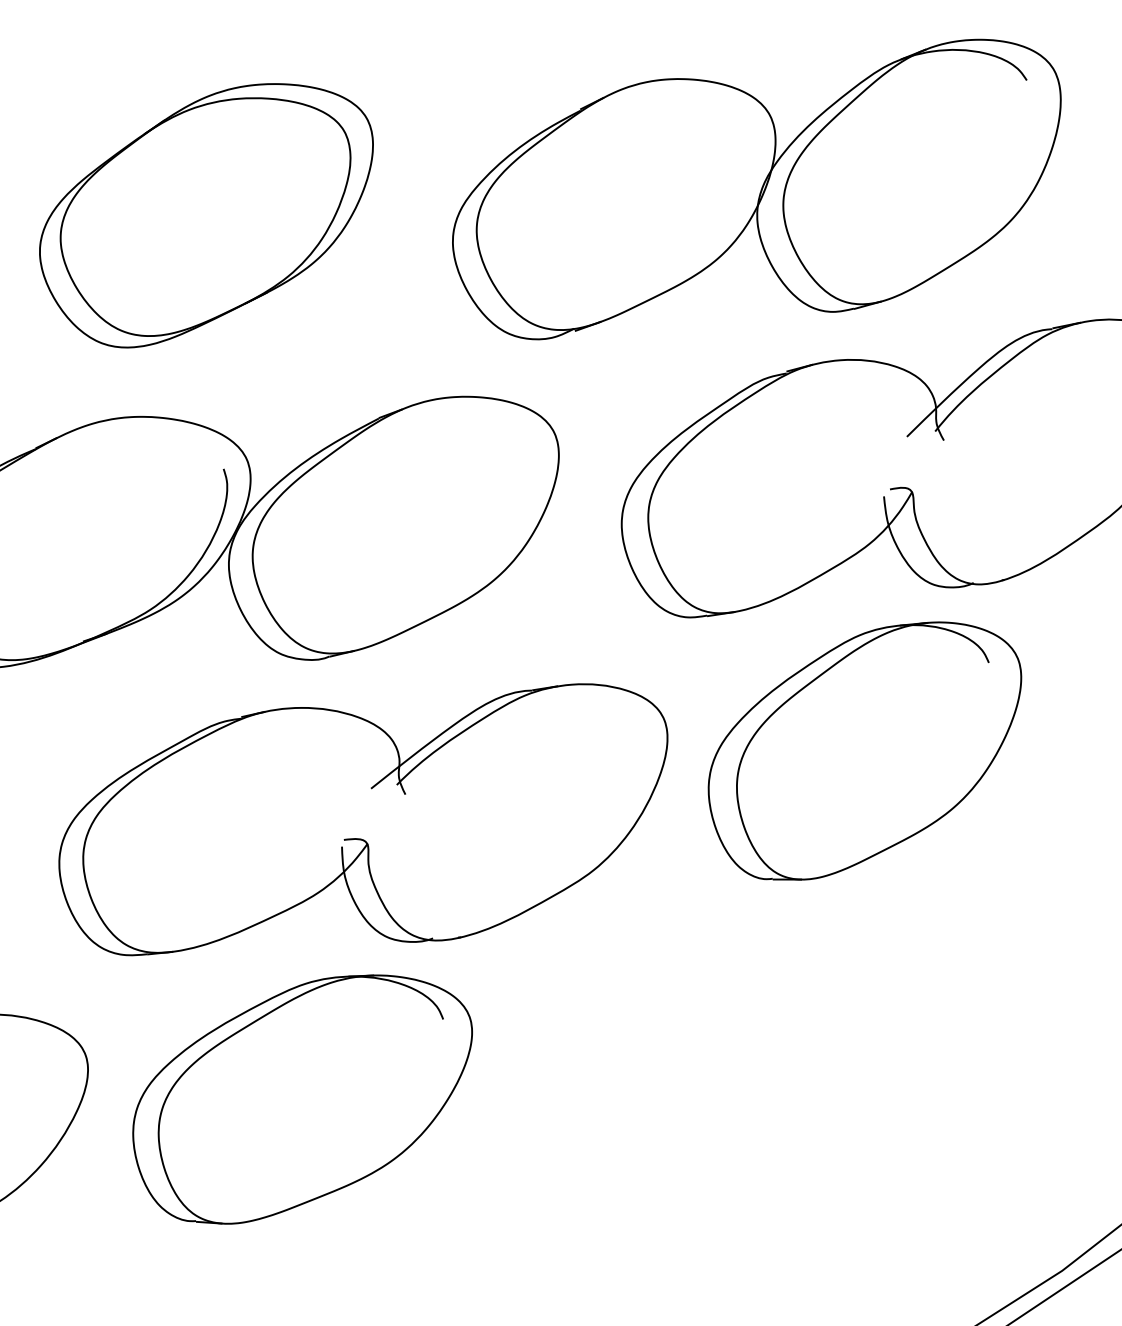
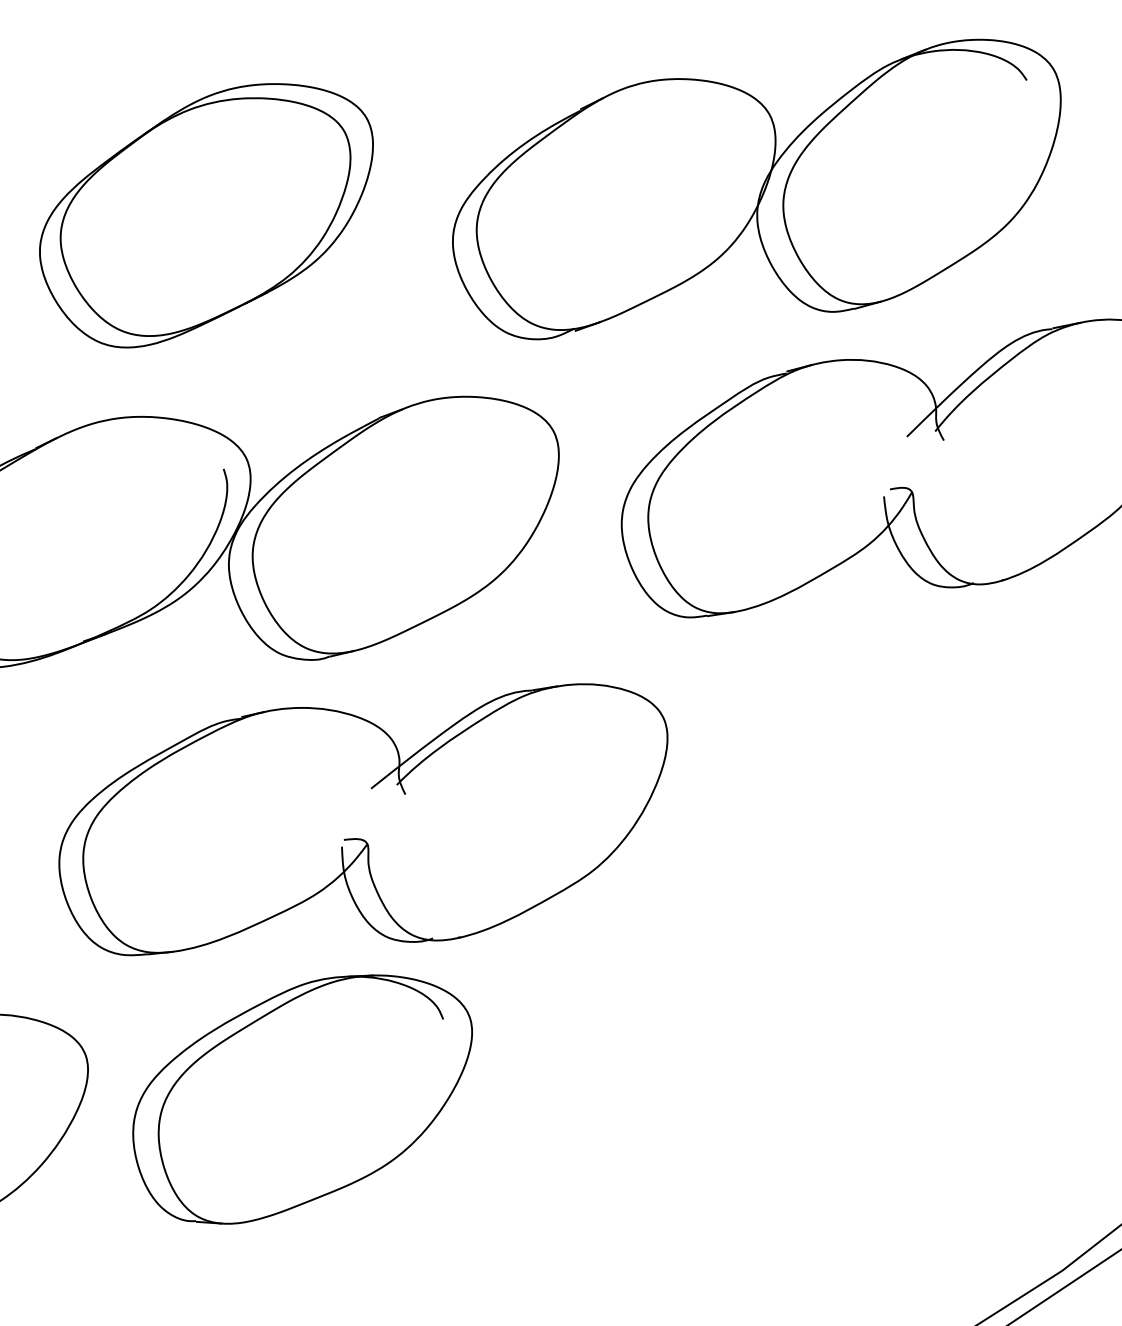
part: present -> none (864, 750)
